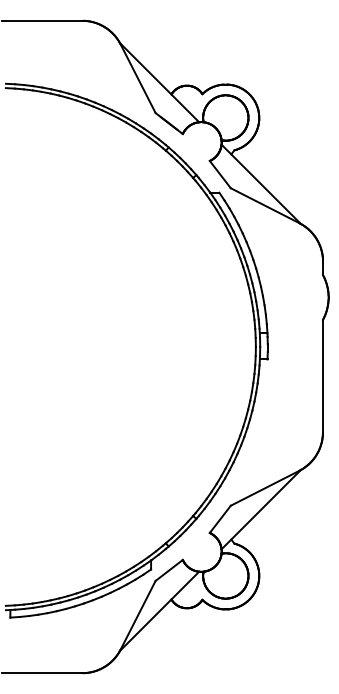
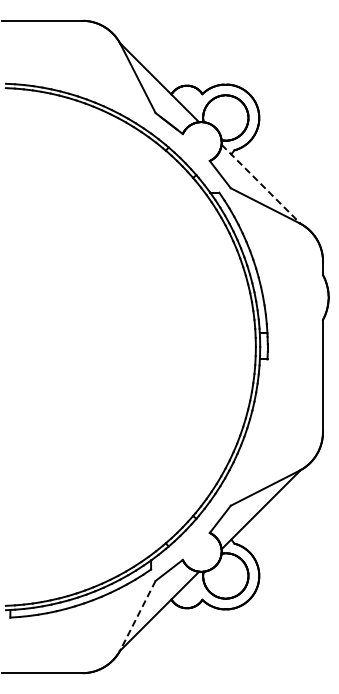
line: solid -> dashed (261, 184)
line: solid -> dashed (138, 615)
